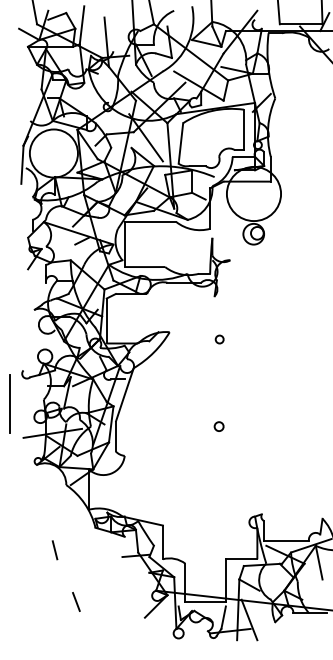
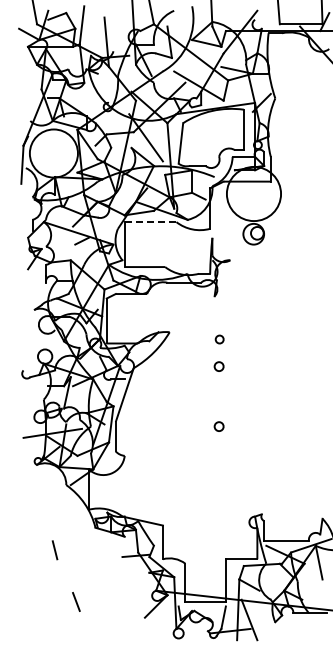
line: solid -> dashed (150, 222)
circle: none -> present (218, 366)
line: present -> none (10, 403)
